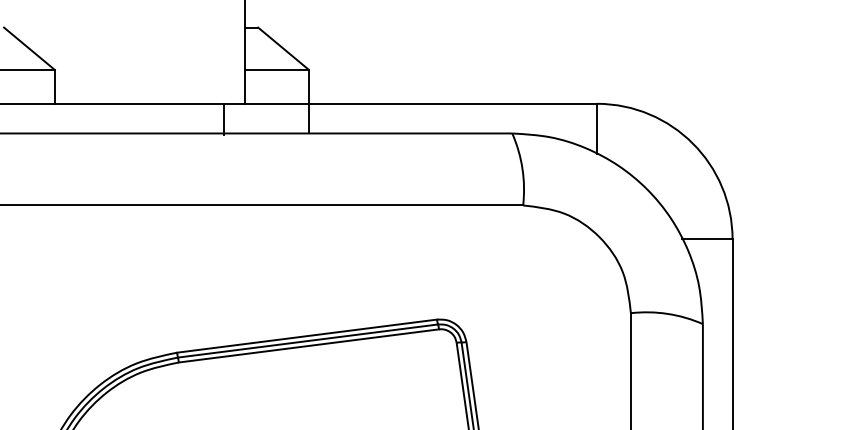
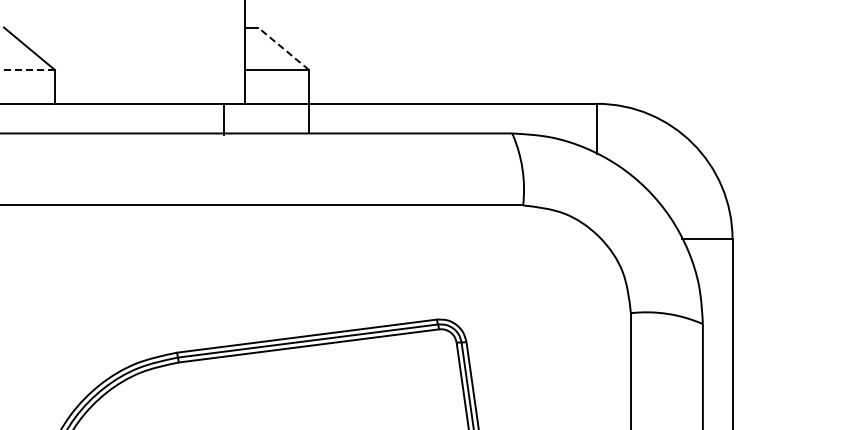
line: solid -> dashed (283, 48)
line: solid -> dashed (27, 69)
